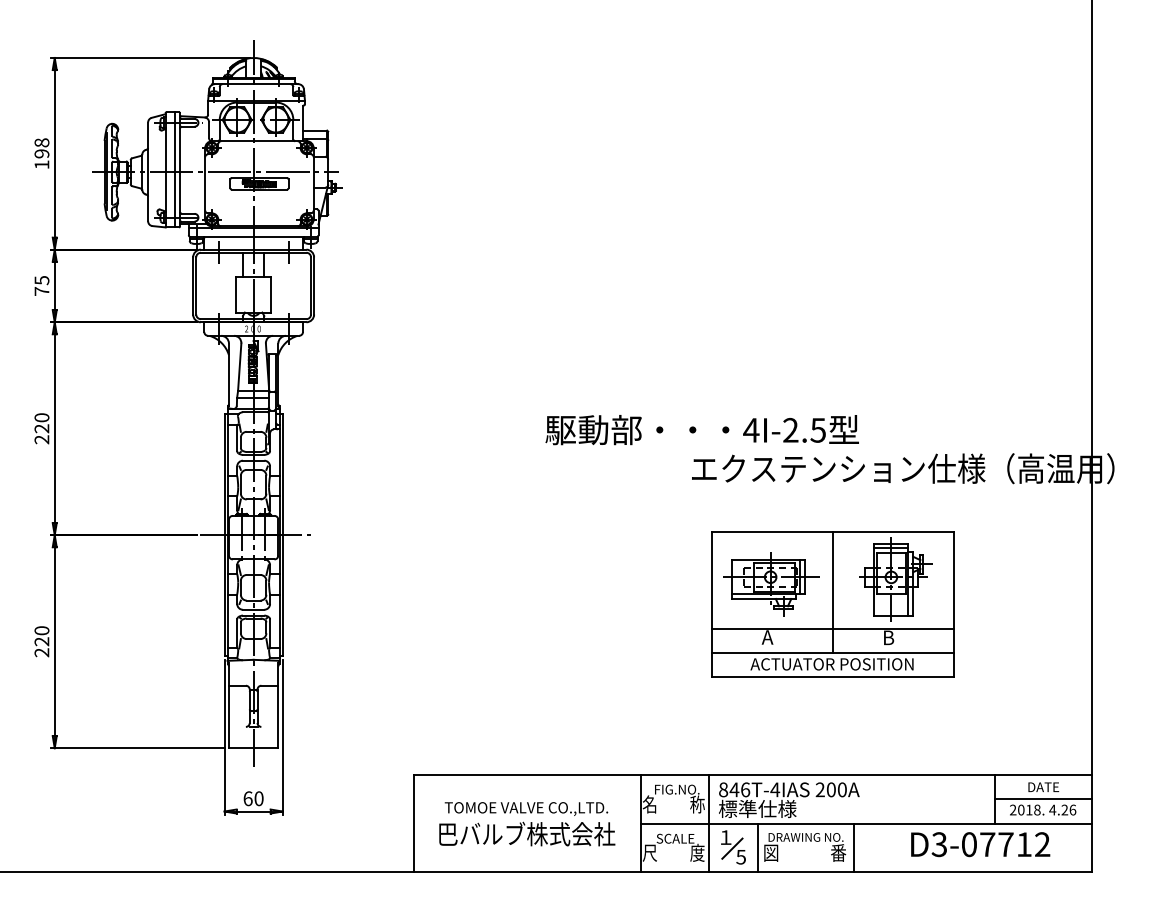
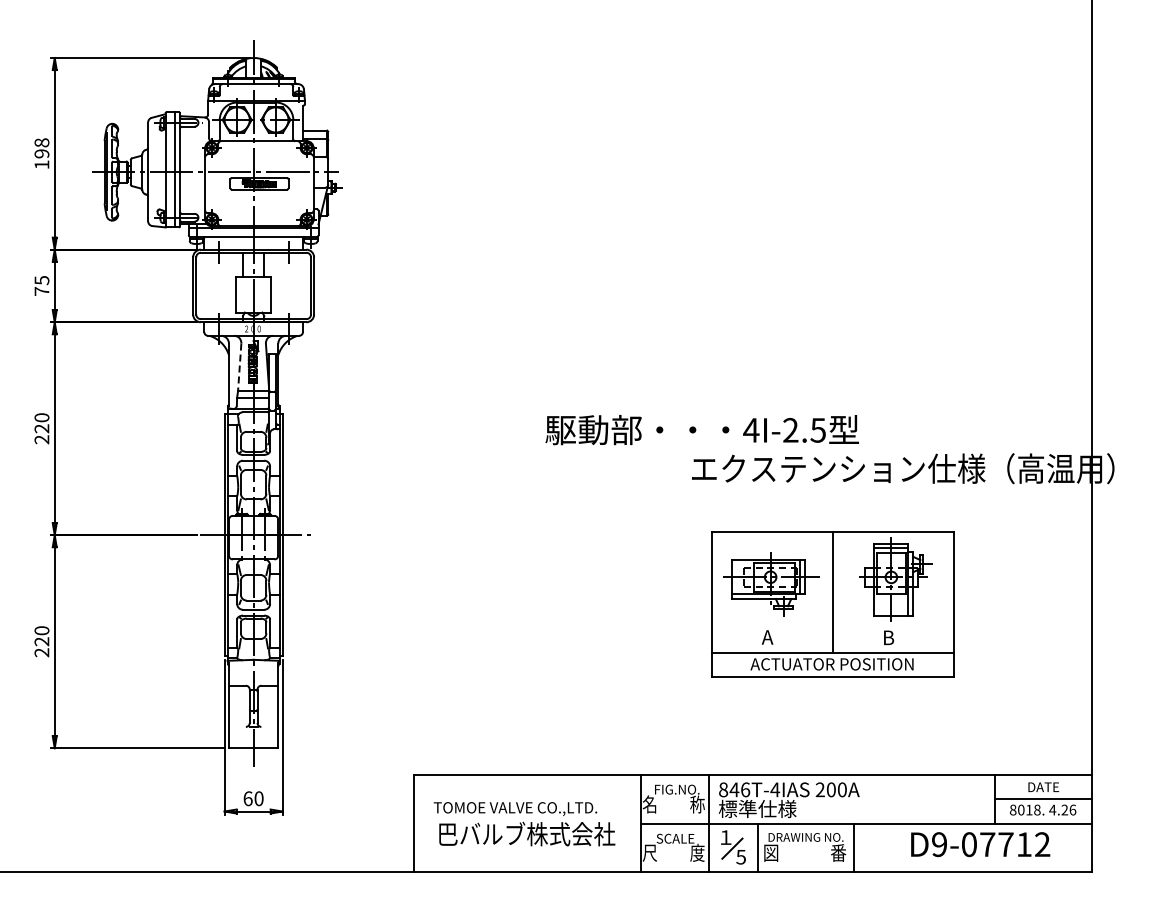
line: solid -> dashed (239, 367)
line: present -> none (832, 628)
text position: (526, 808) -> (515, 808) (515, 808)
text: 2018. -> 8018. (1013, 809)
text: D3-07712 -> D9-07712 (938, 844)
